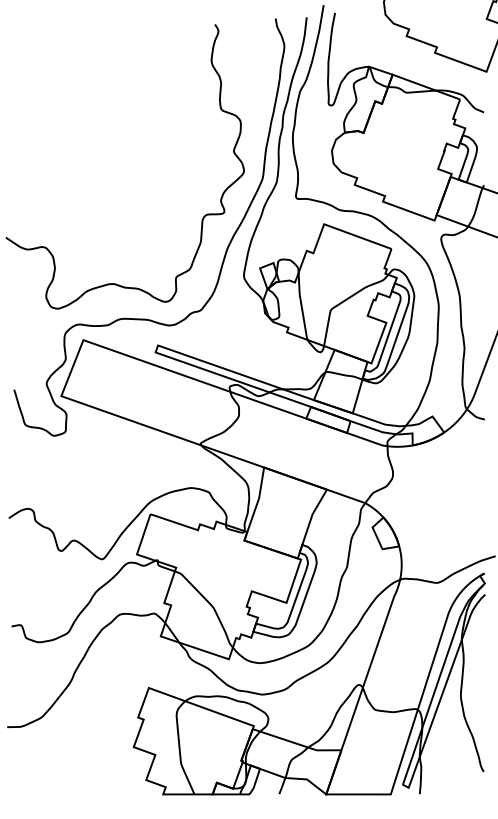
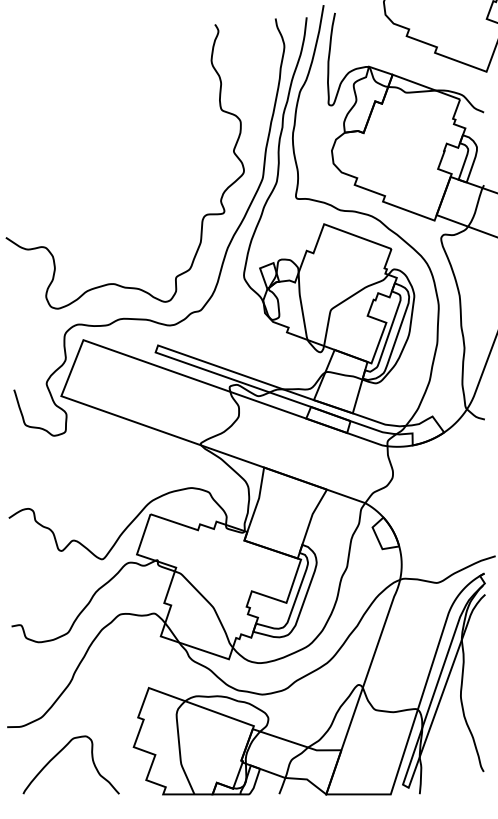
curve: none -> present (59, 753)
